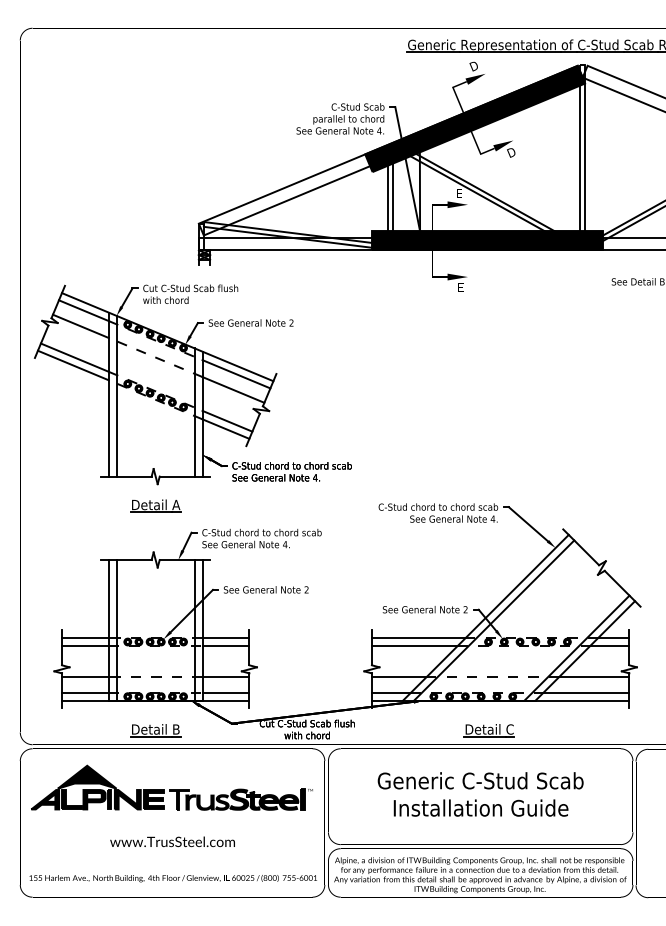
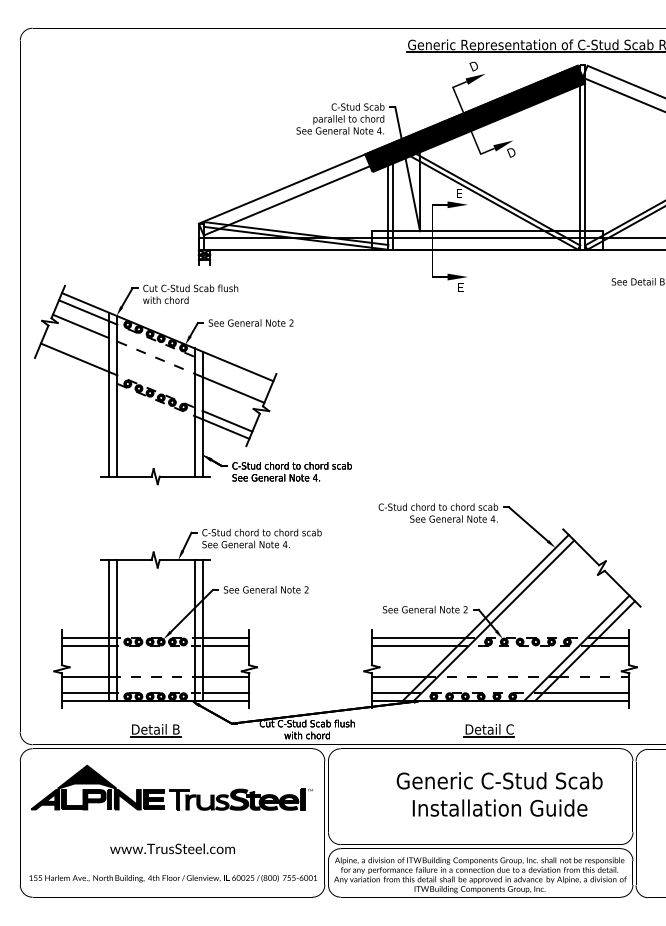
fill: present -> none (487, 240)
line: present -> none (72, 365)
line: present -> none (236, 374)
part: present -> none (155, 505)
line: solid -> dashed (594, 677)
text position: (480, 794) -> (499, 794) (499, 794)
text position: (172, 841) -> (172, 848) (172, 848)
